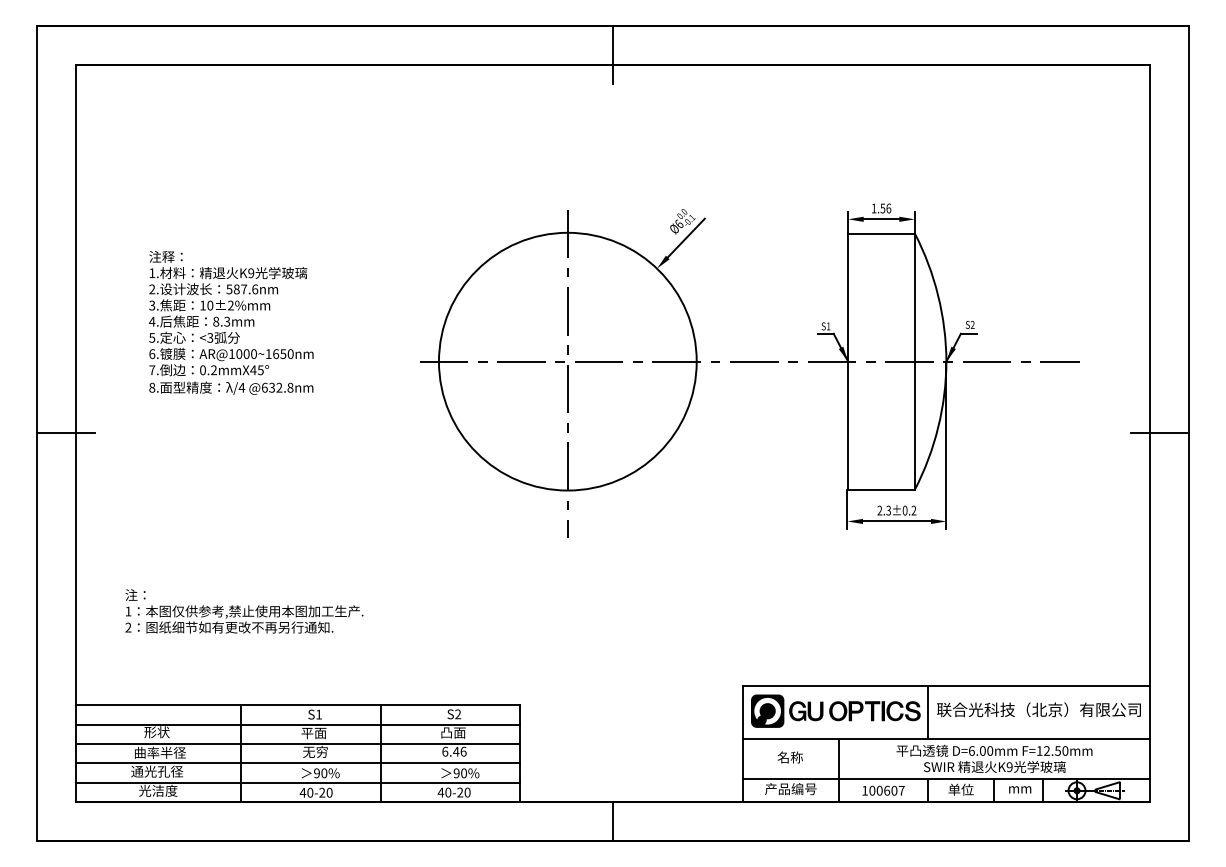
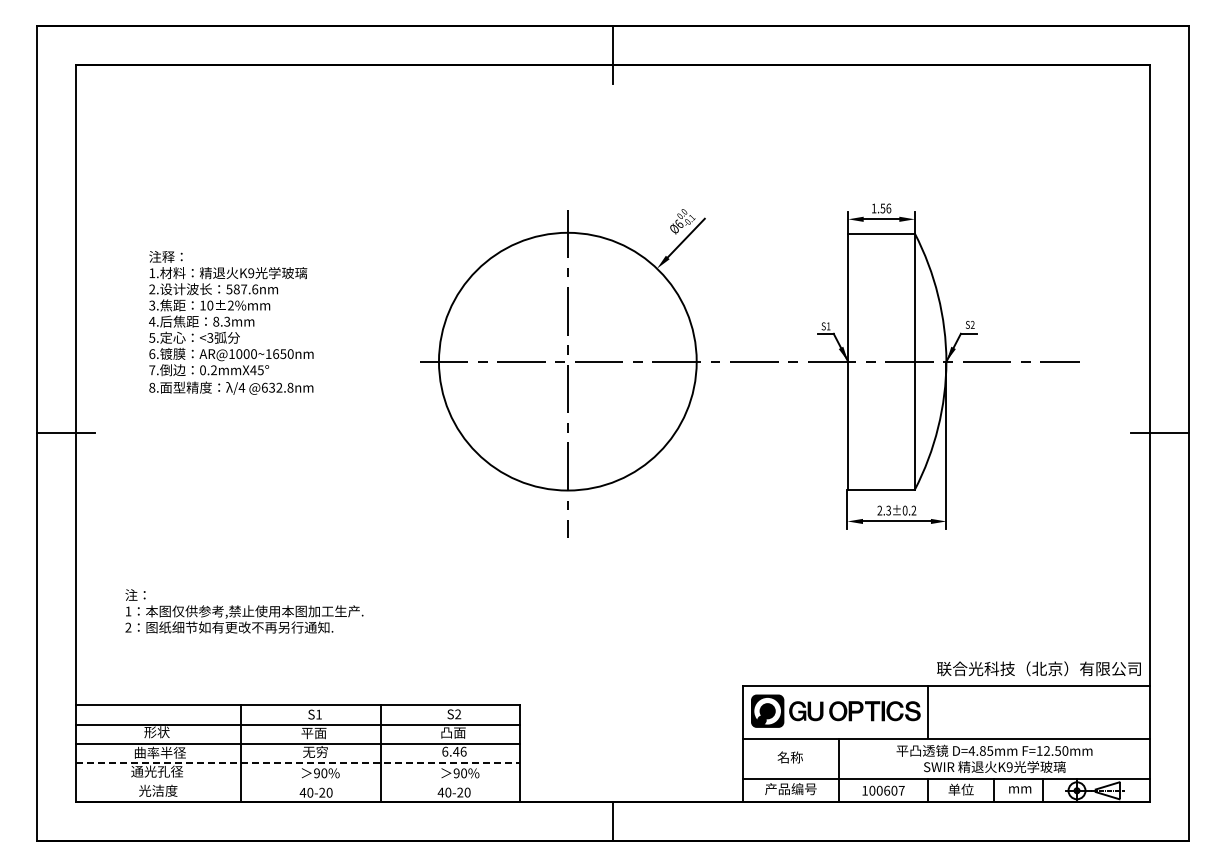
text position: (1038, 709) -> (1038, 668) (1038, 668)
text: D=6.00mm -> D=4.85mm (980, 750)
line: solid -> dashed (298, 763)
line: present -> none (297, 782)
